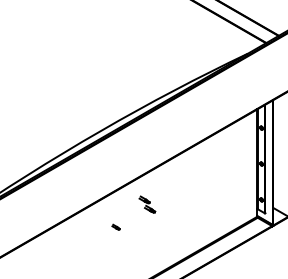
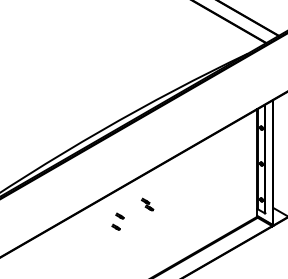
part size: 19x19 px -> 14x15 px (147, 204)
part: none -> present (119, 215)
